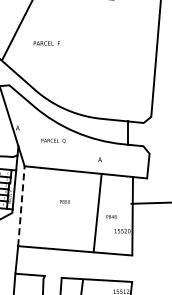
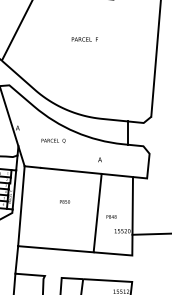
text position: (46, 43) -> (84, 39) (84, 39)
line position: (149, 202) -> (150, 233) (150, 233)
line: dashed -> solid (21, 205)
